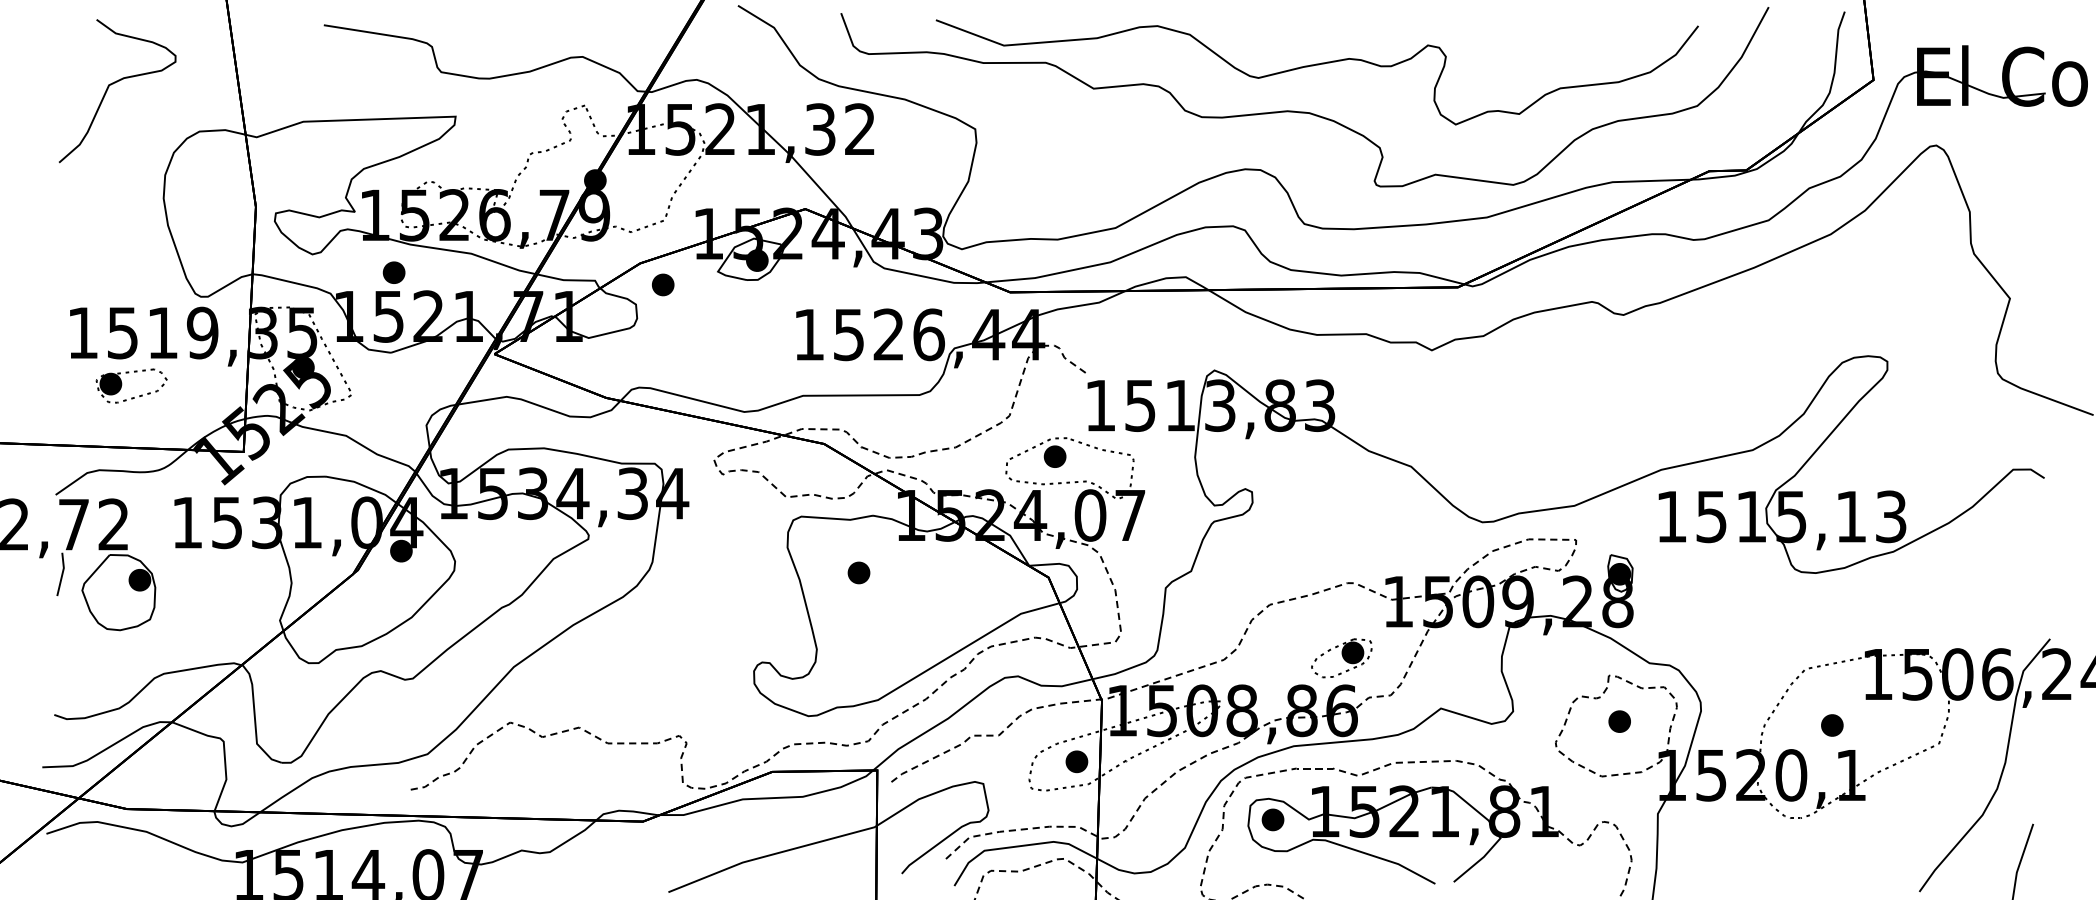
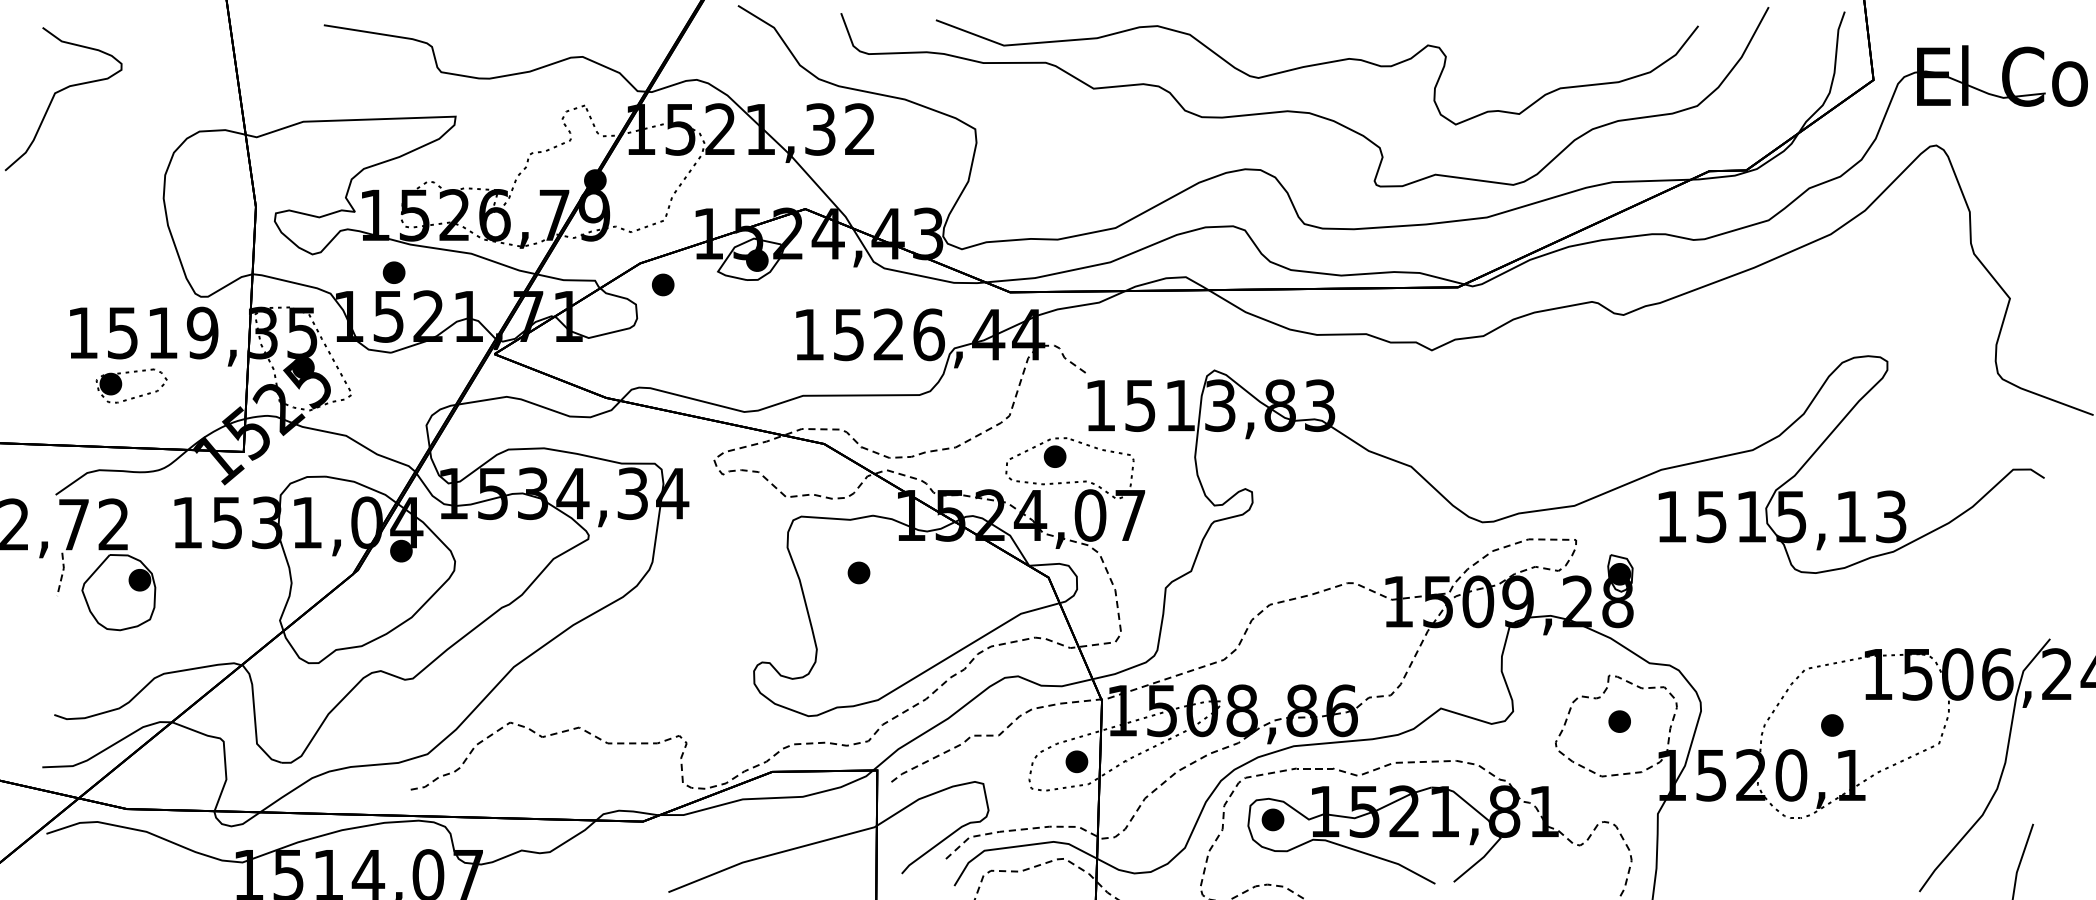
curve position: (113, 84) -> (59, 92) (59, 92)
line: solid -> dashed (62, 573)
part: present -> none (1341, 658)
